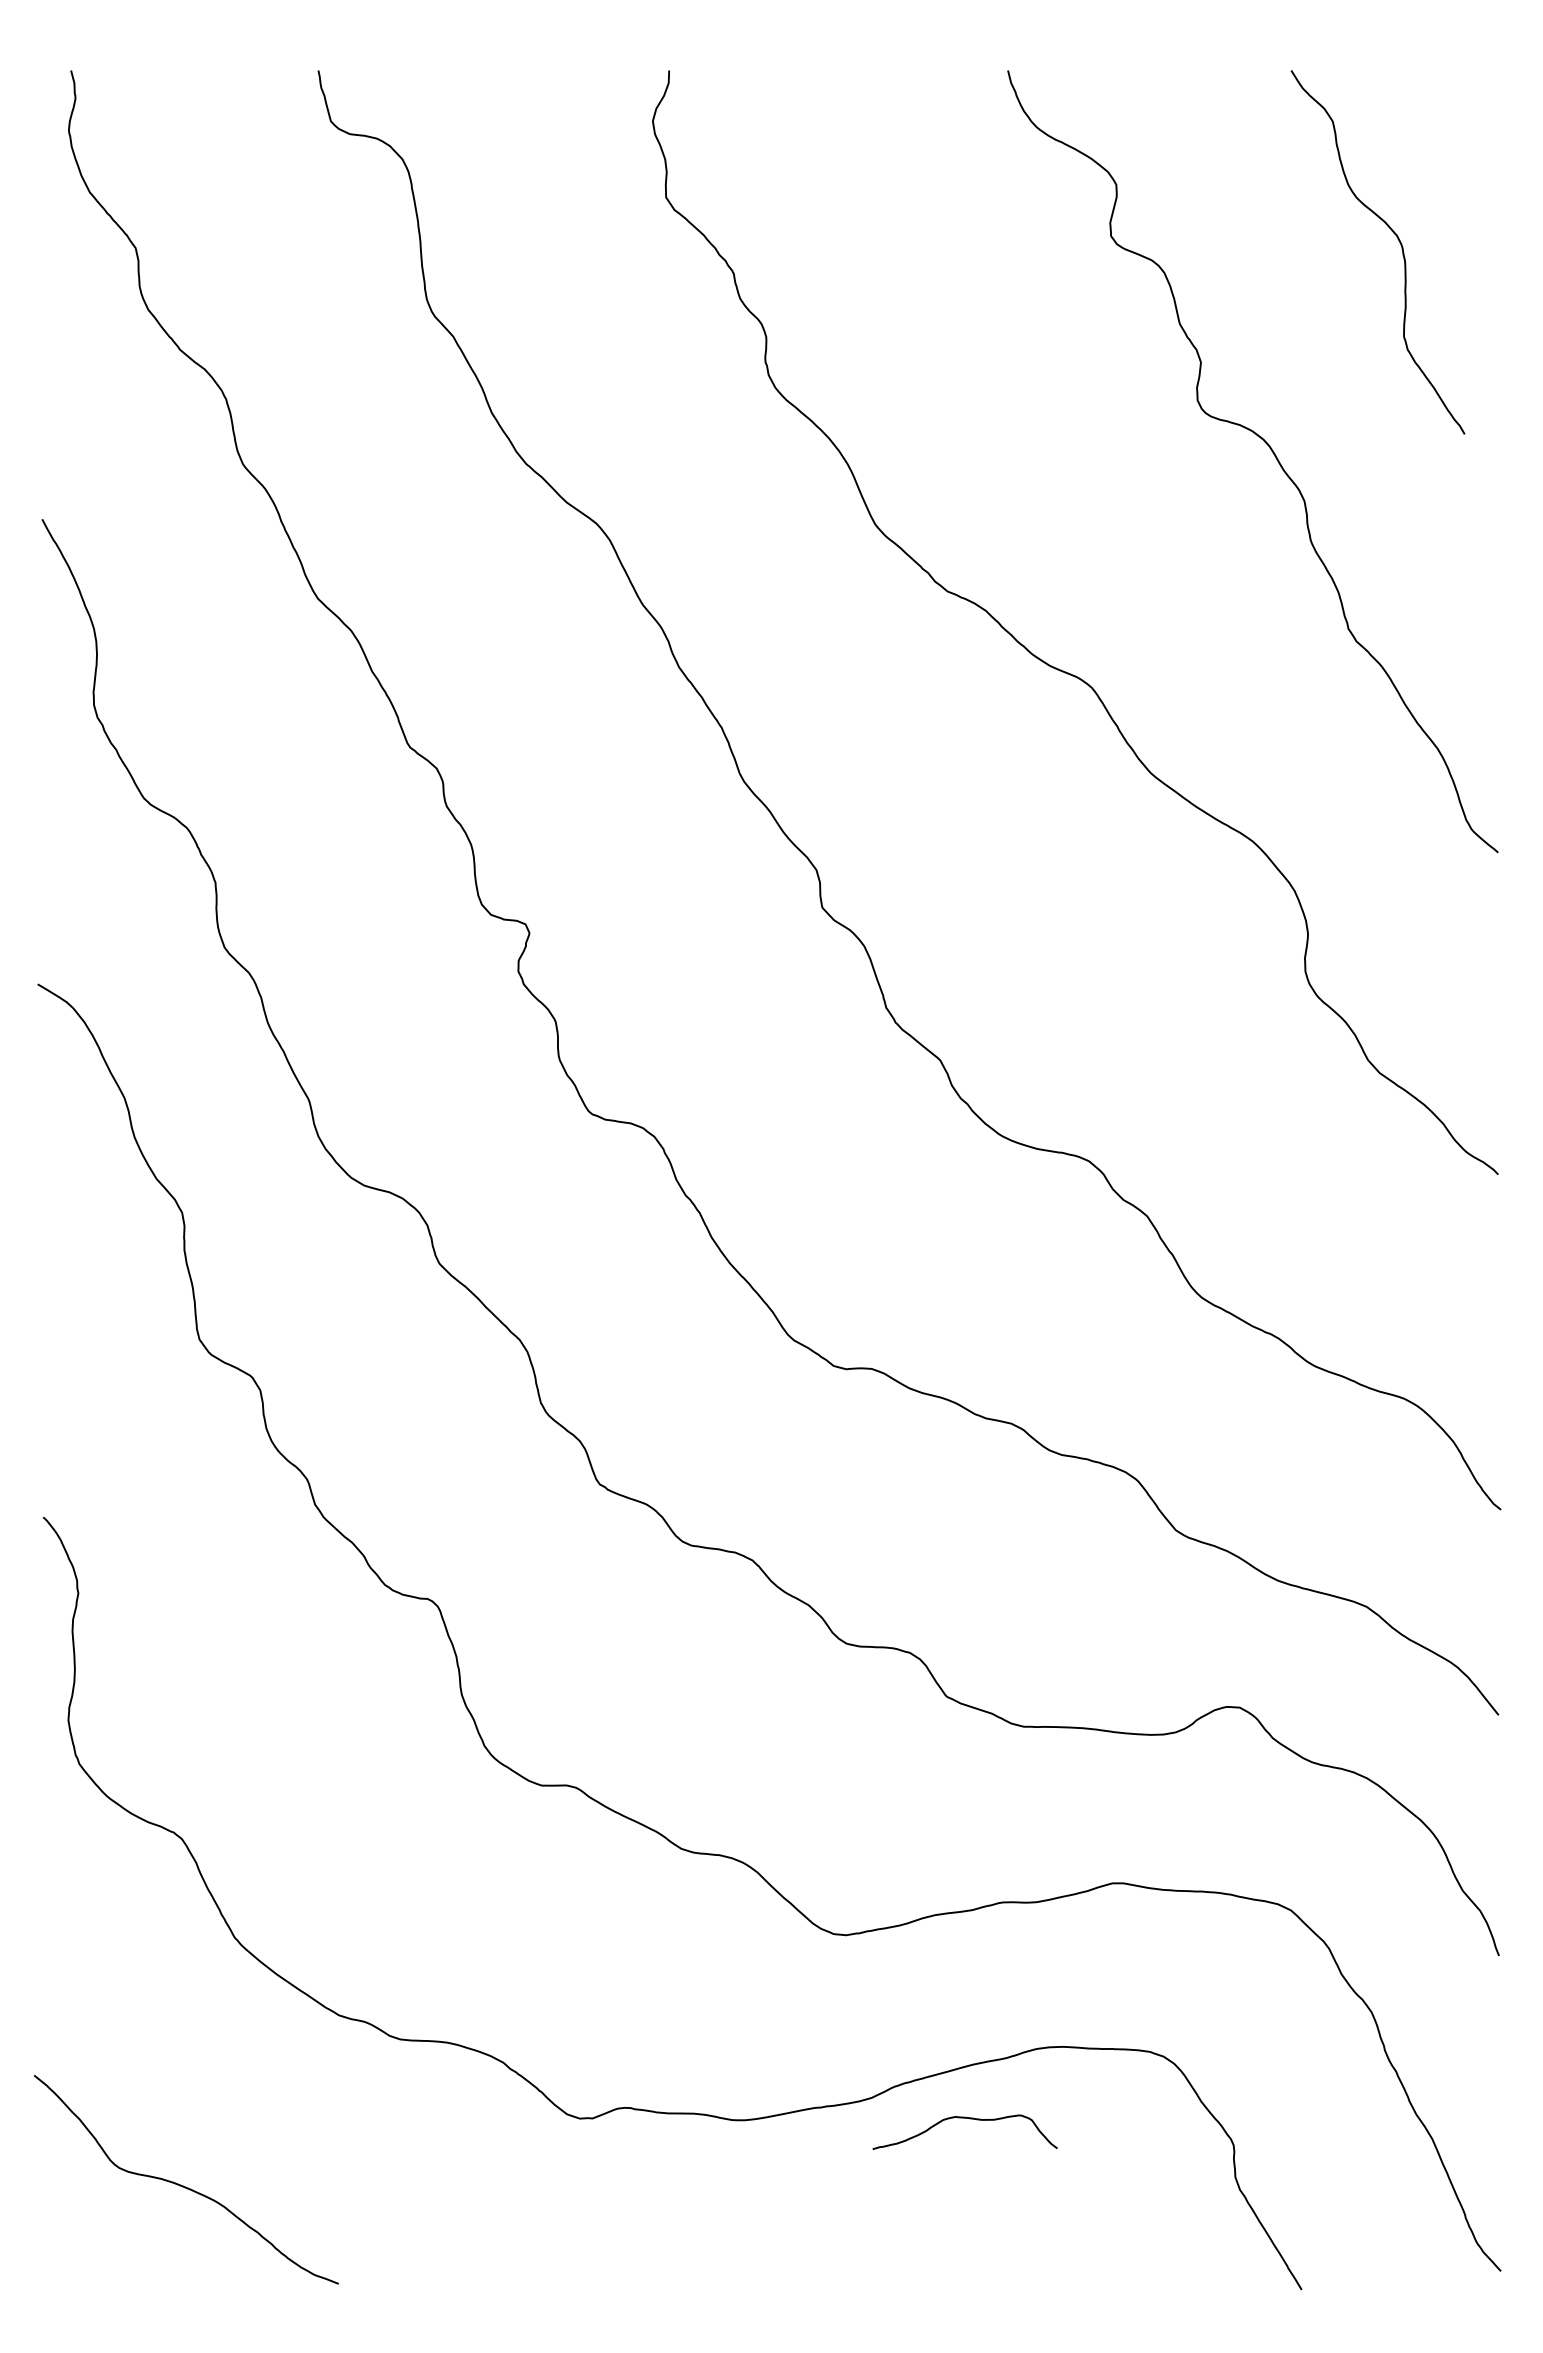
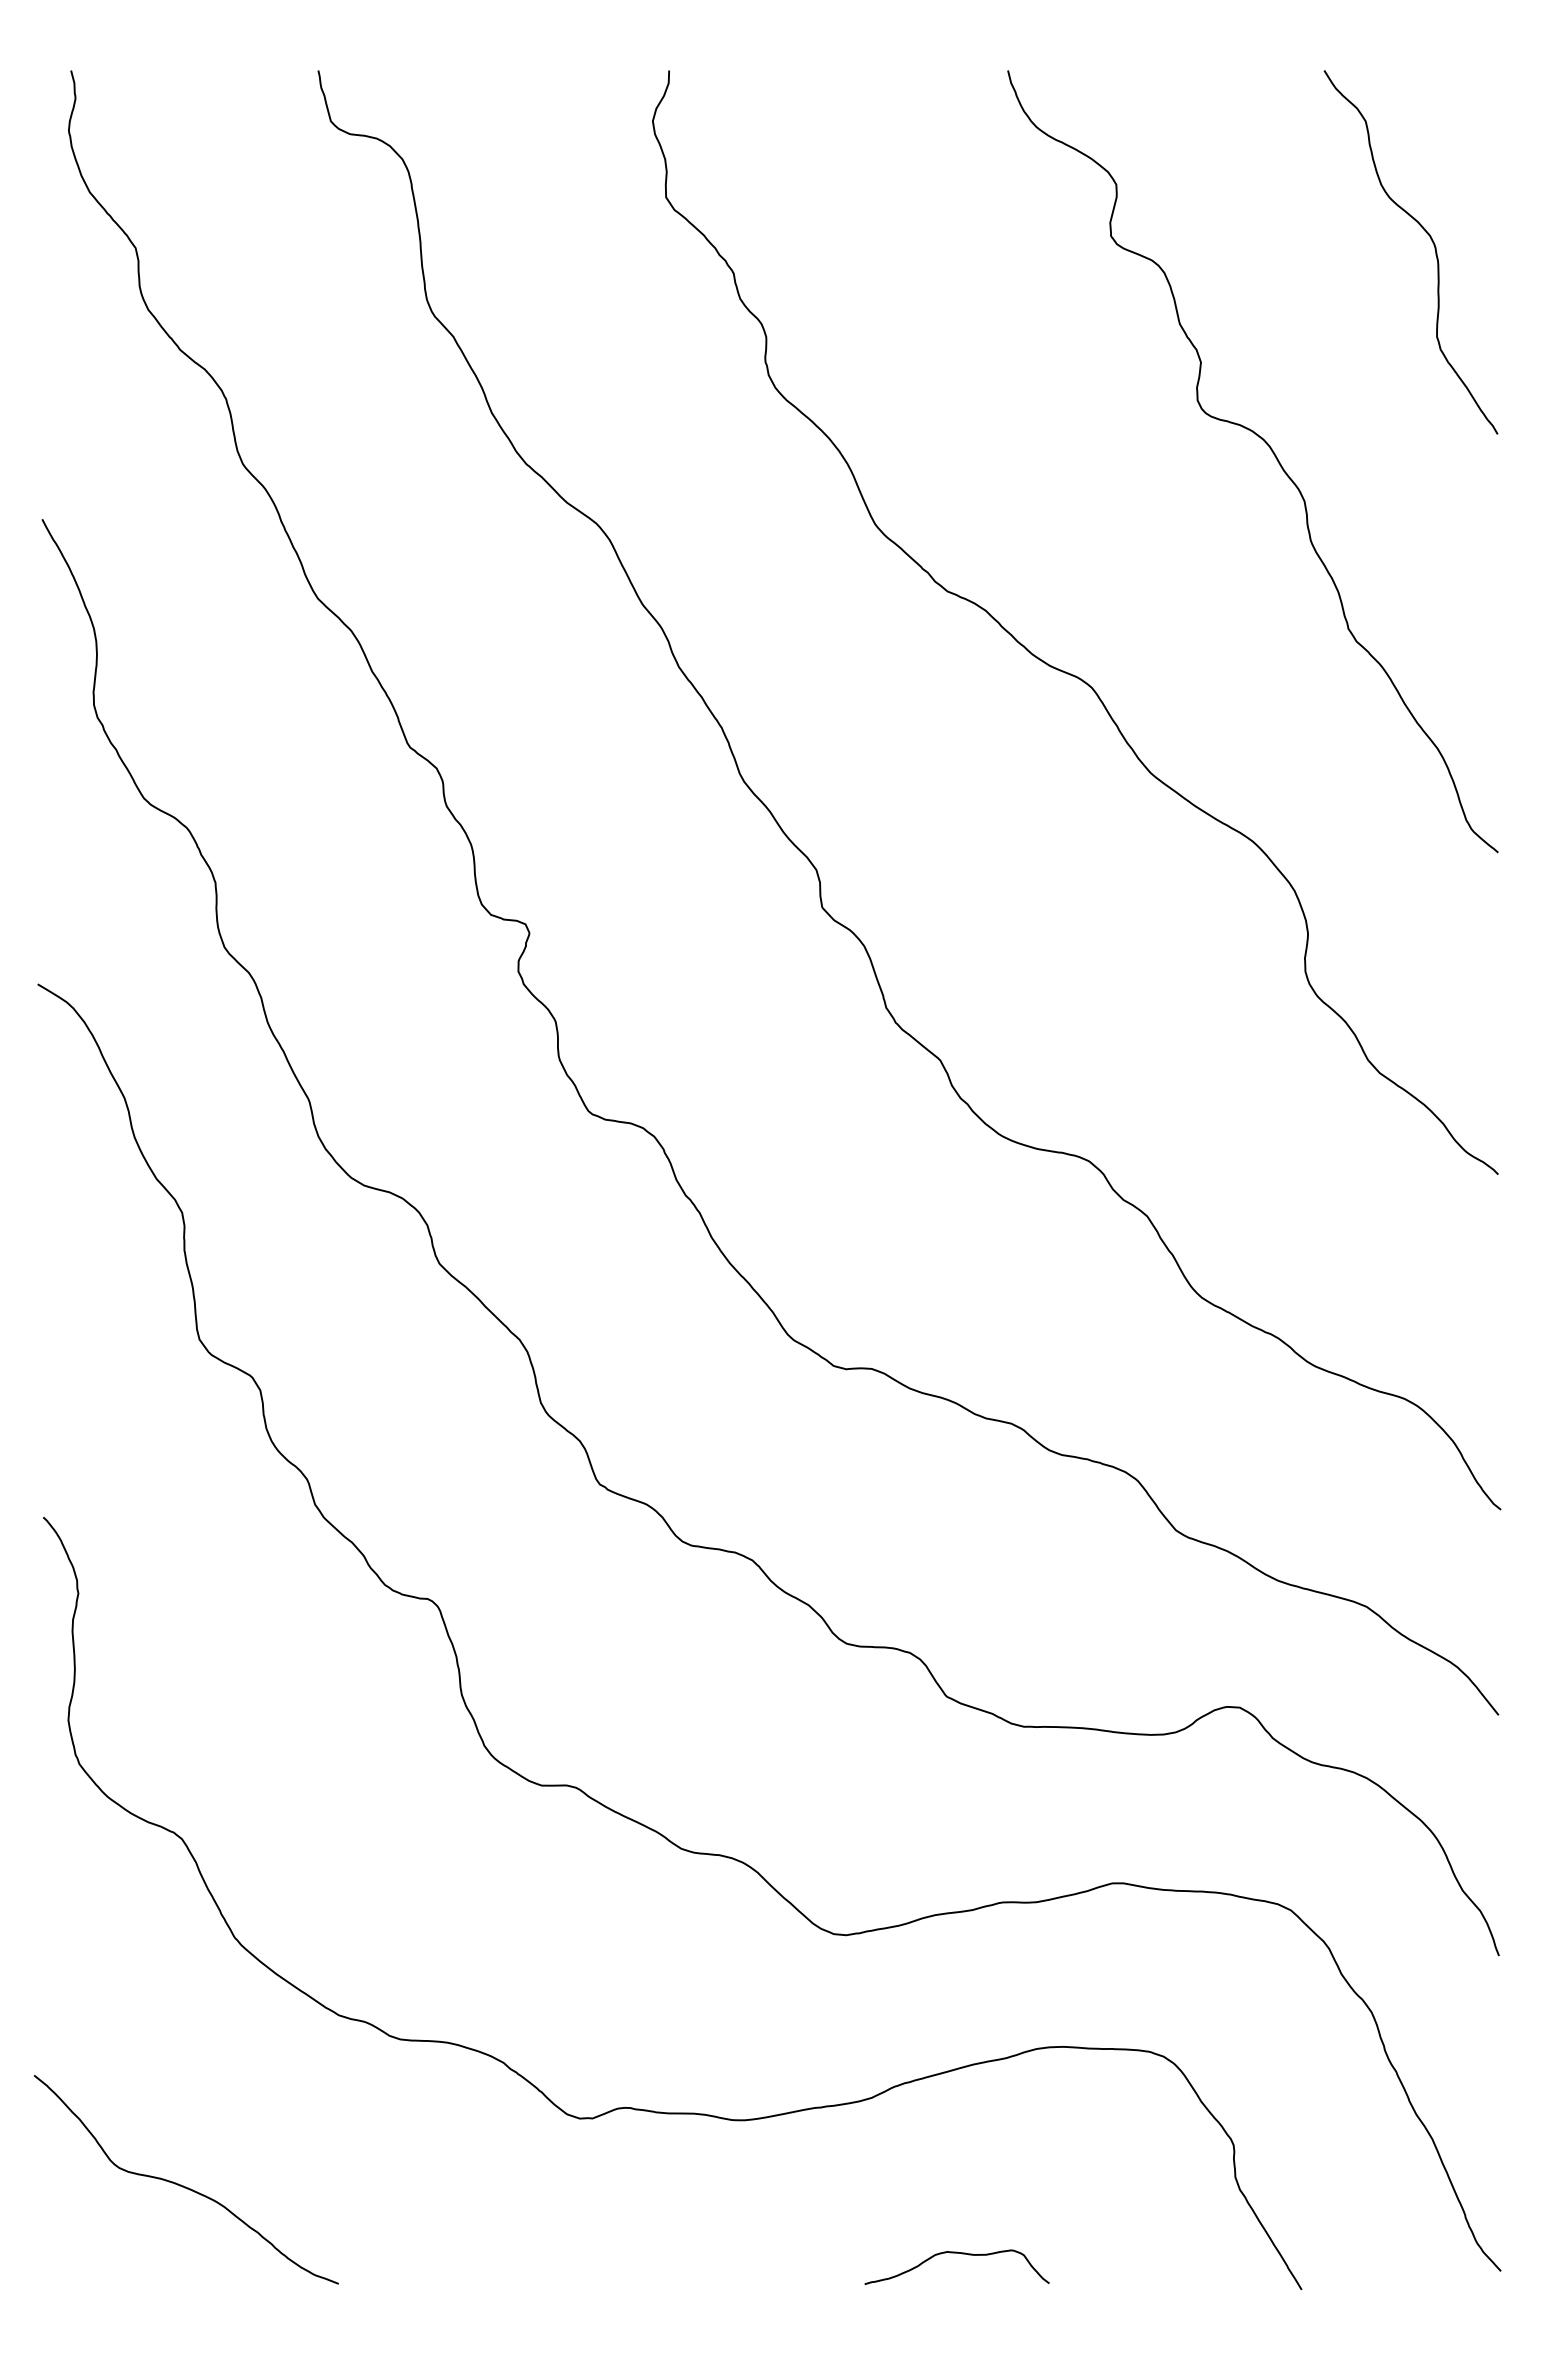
curve position: (1398, 241) -> (1431, 241) (1431, 241)
curve position: (964, 2118) -> (956, 2253) (956, 2253)
